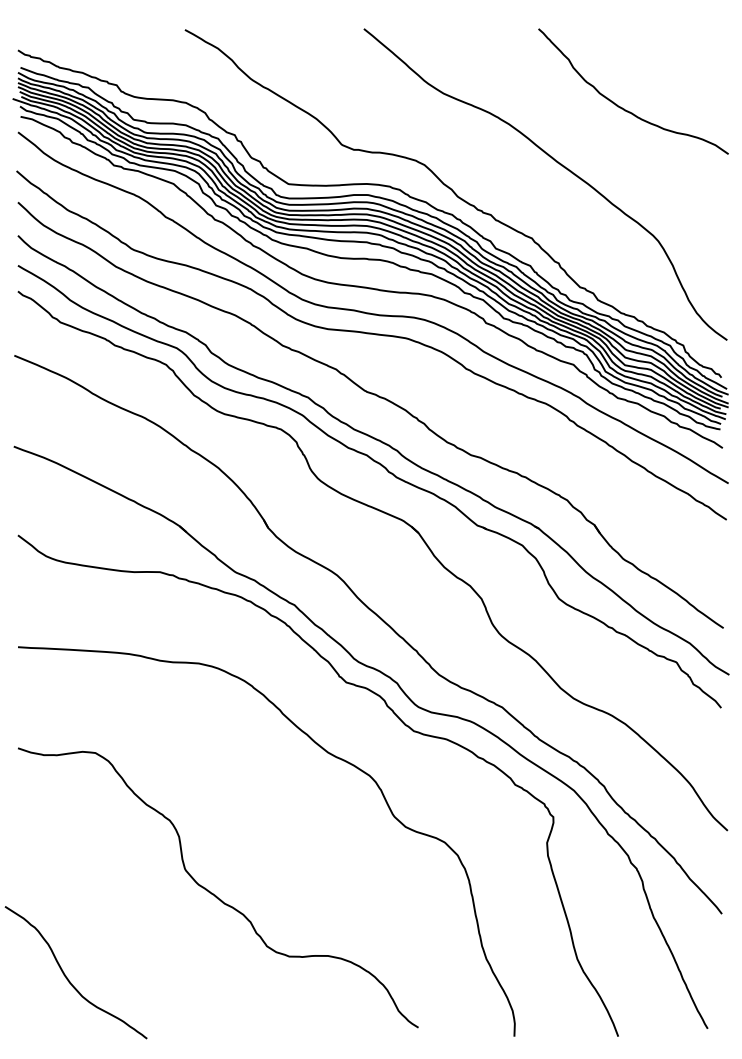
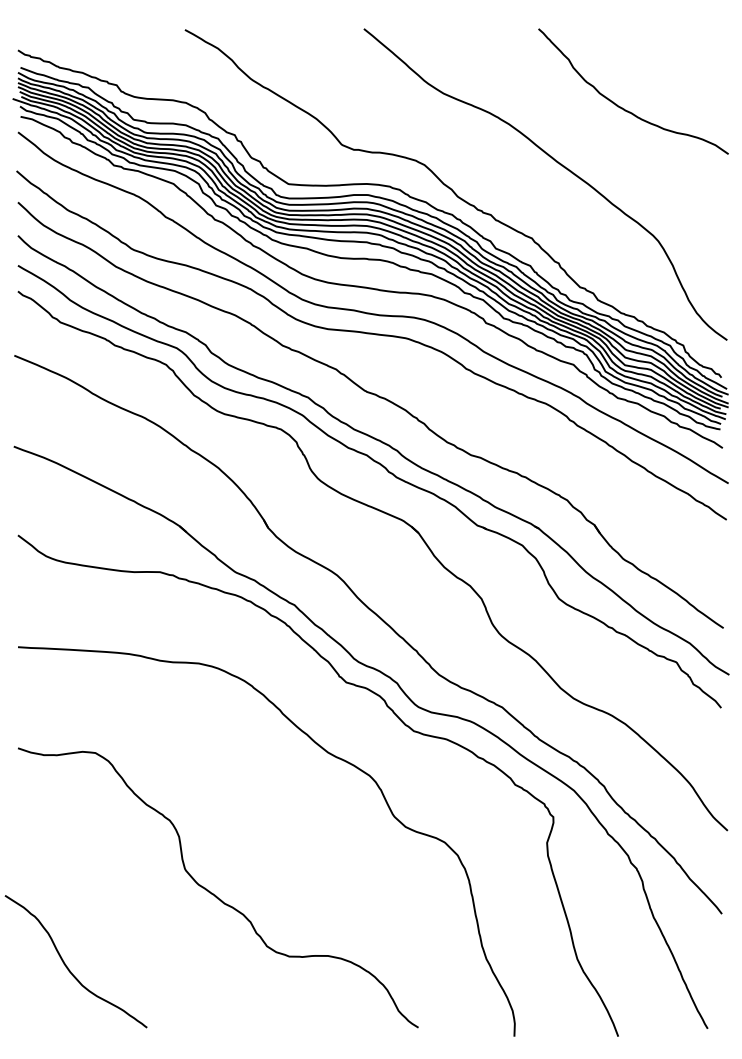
curve position: (68, 978) -> (68, 967) (68, 967)
